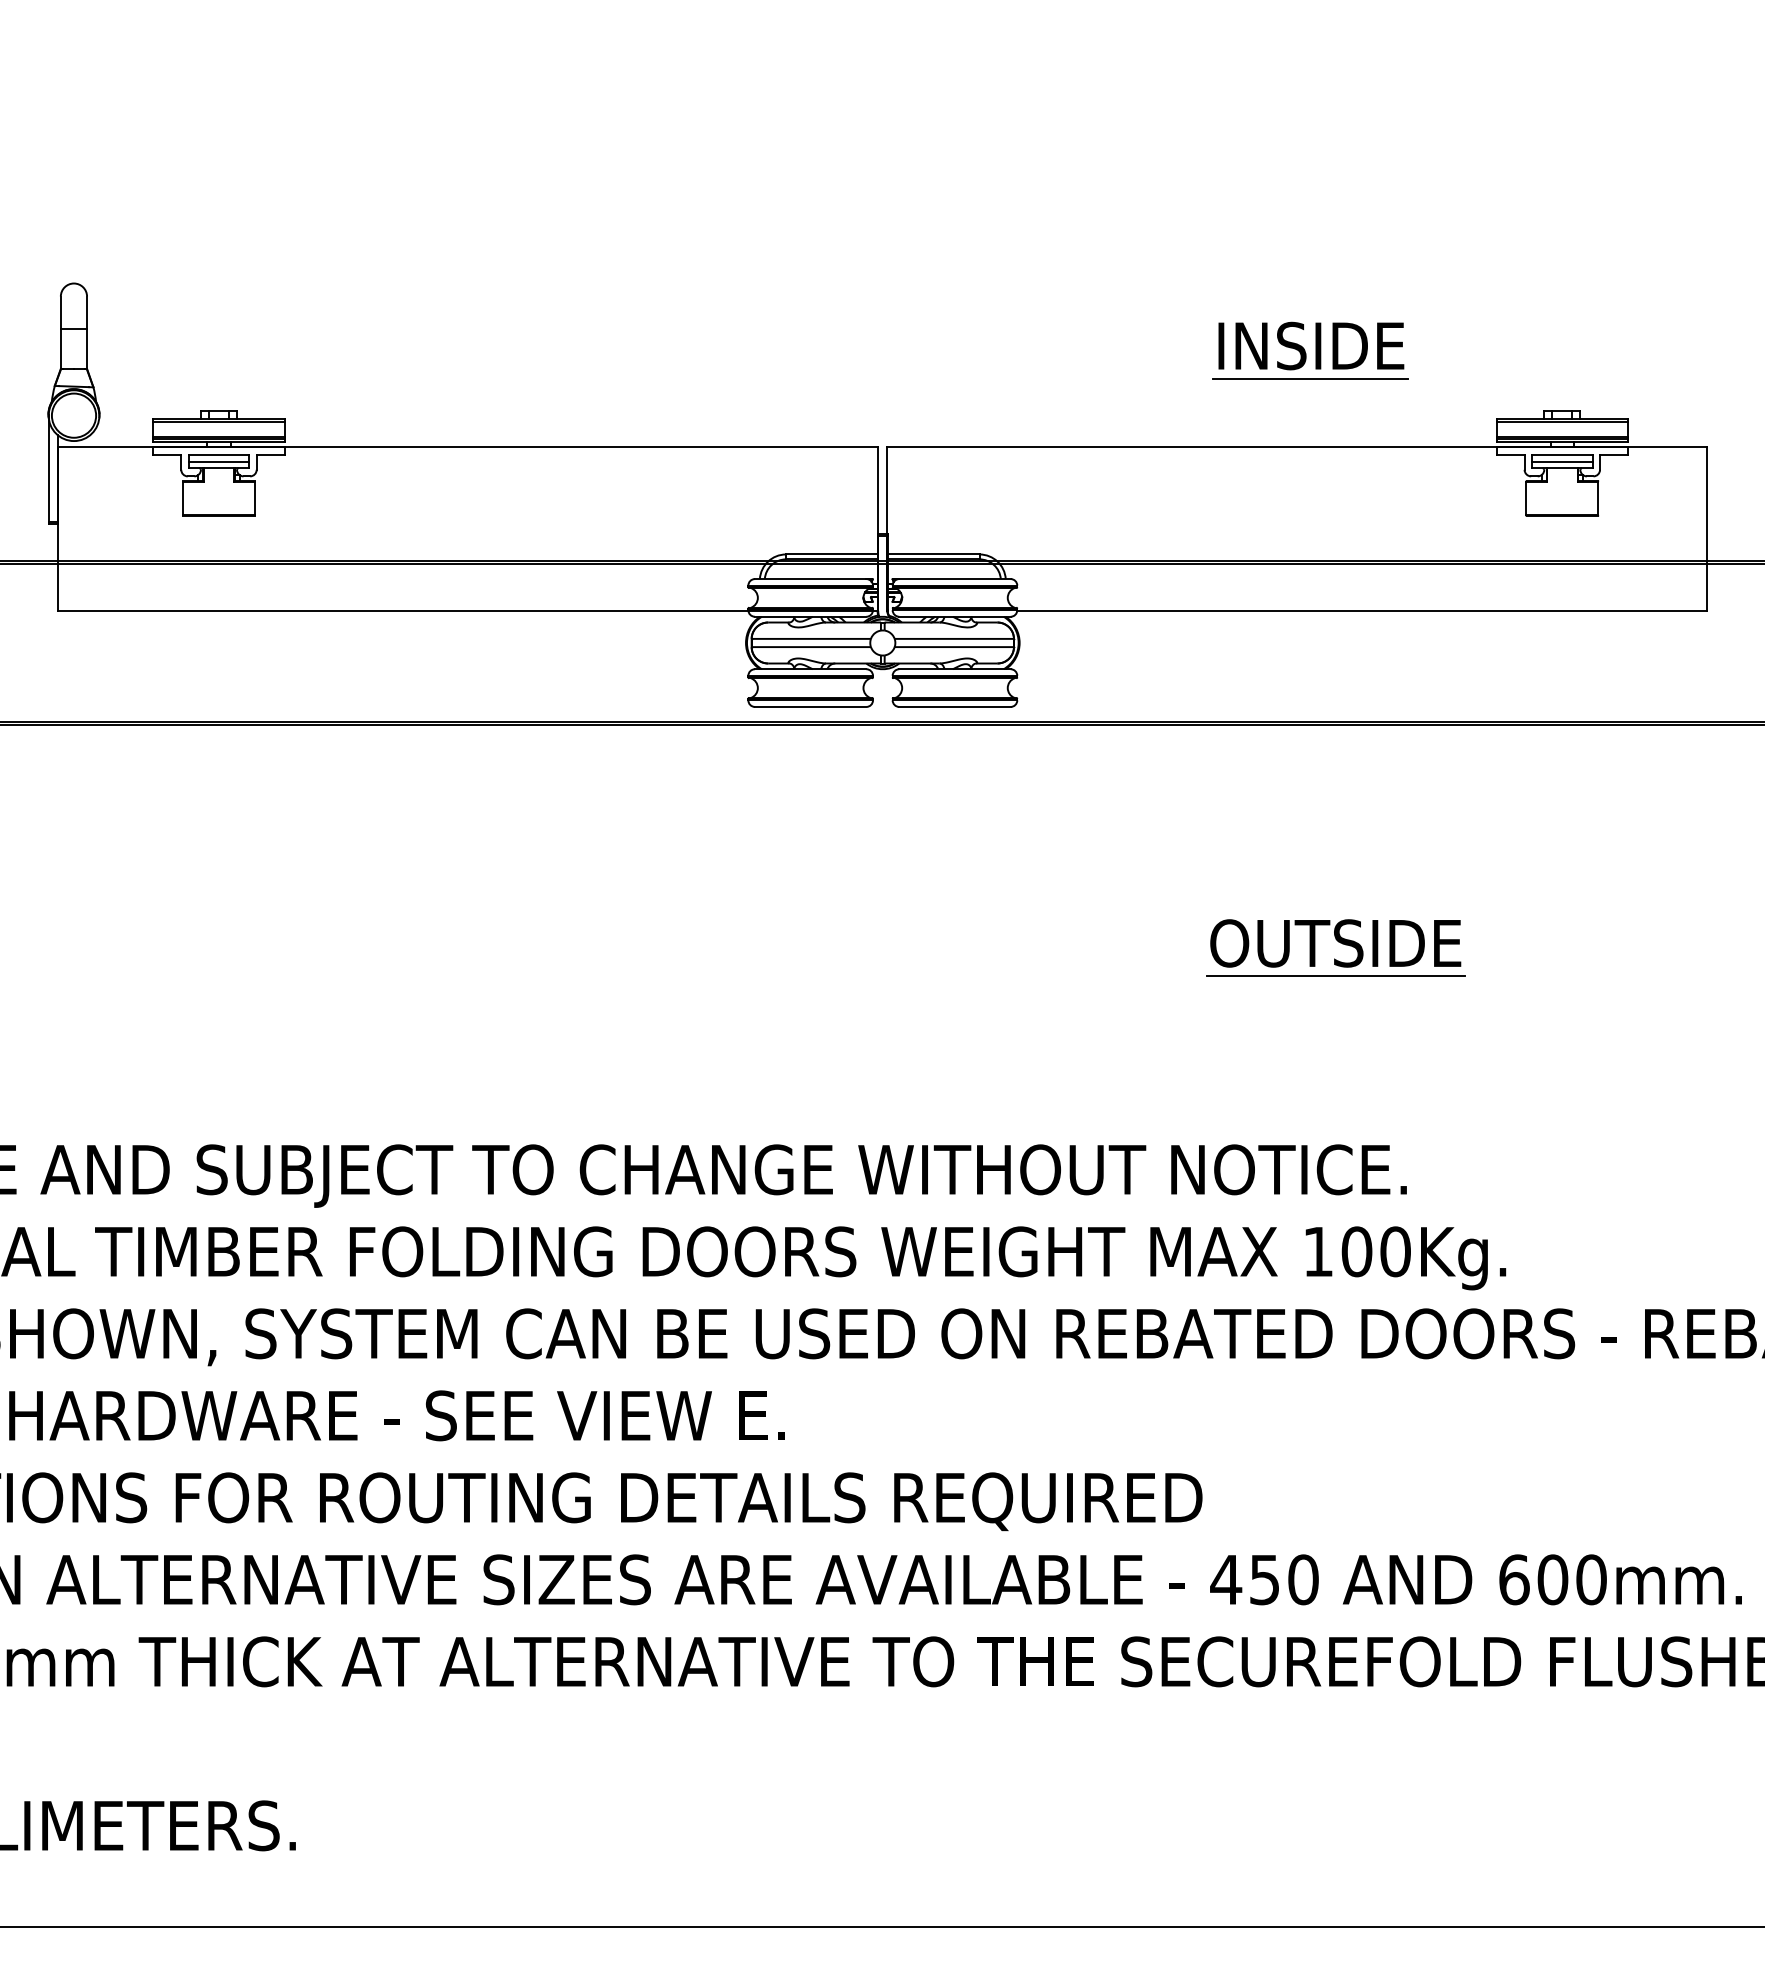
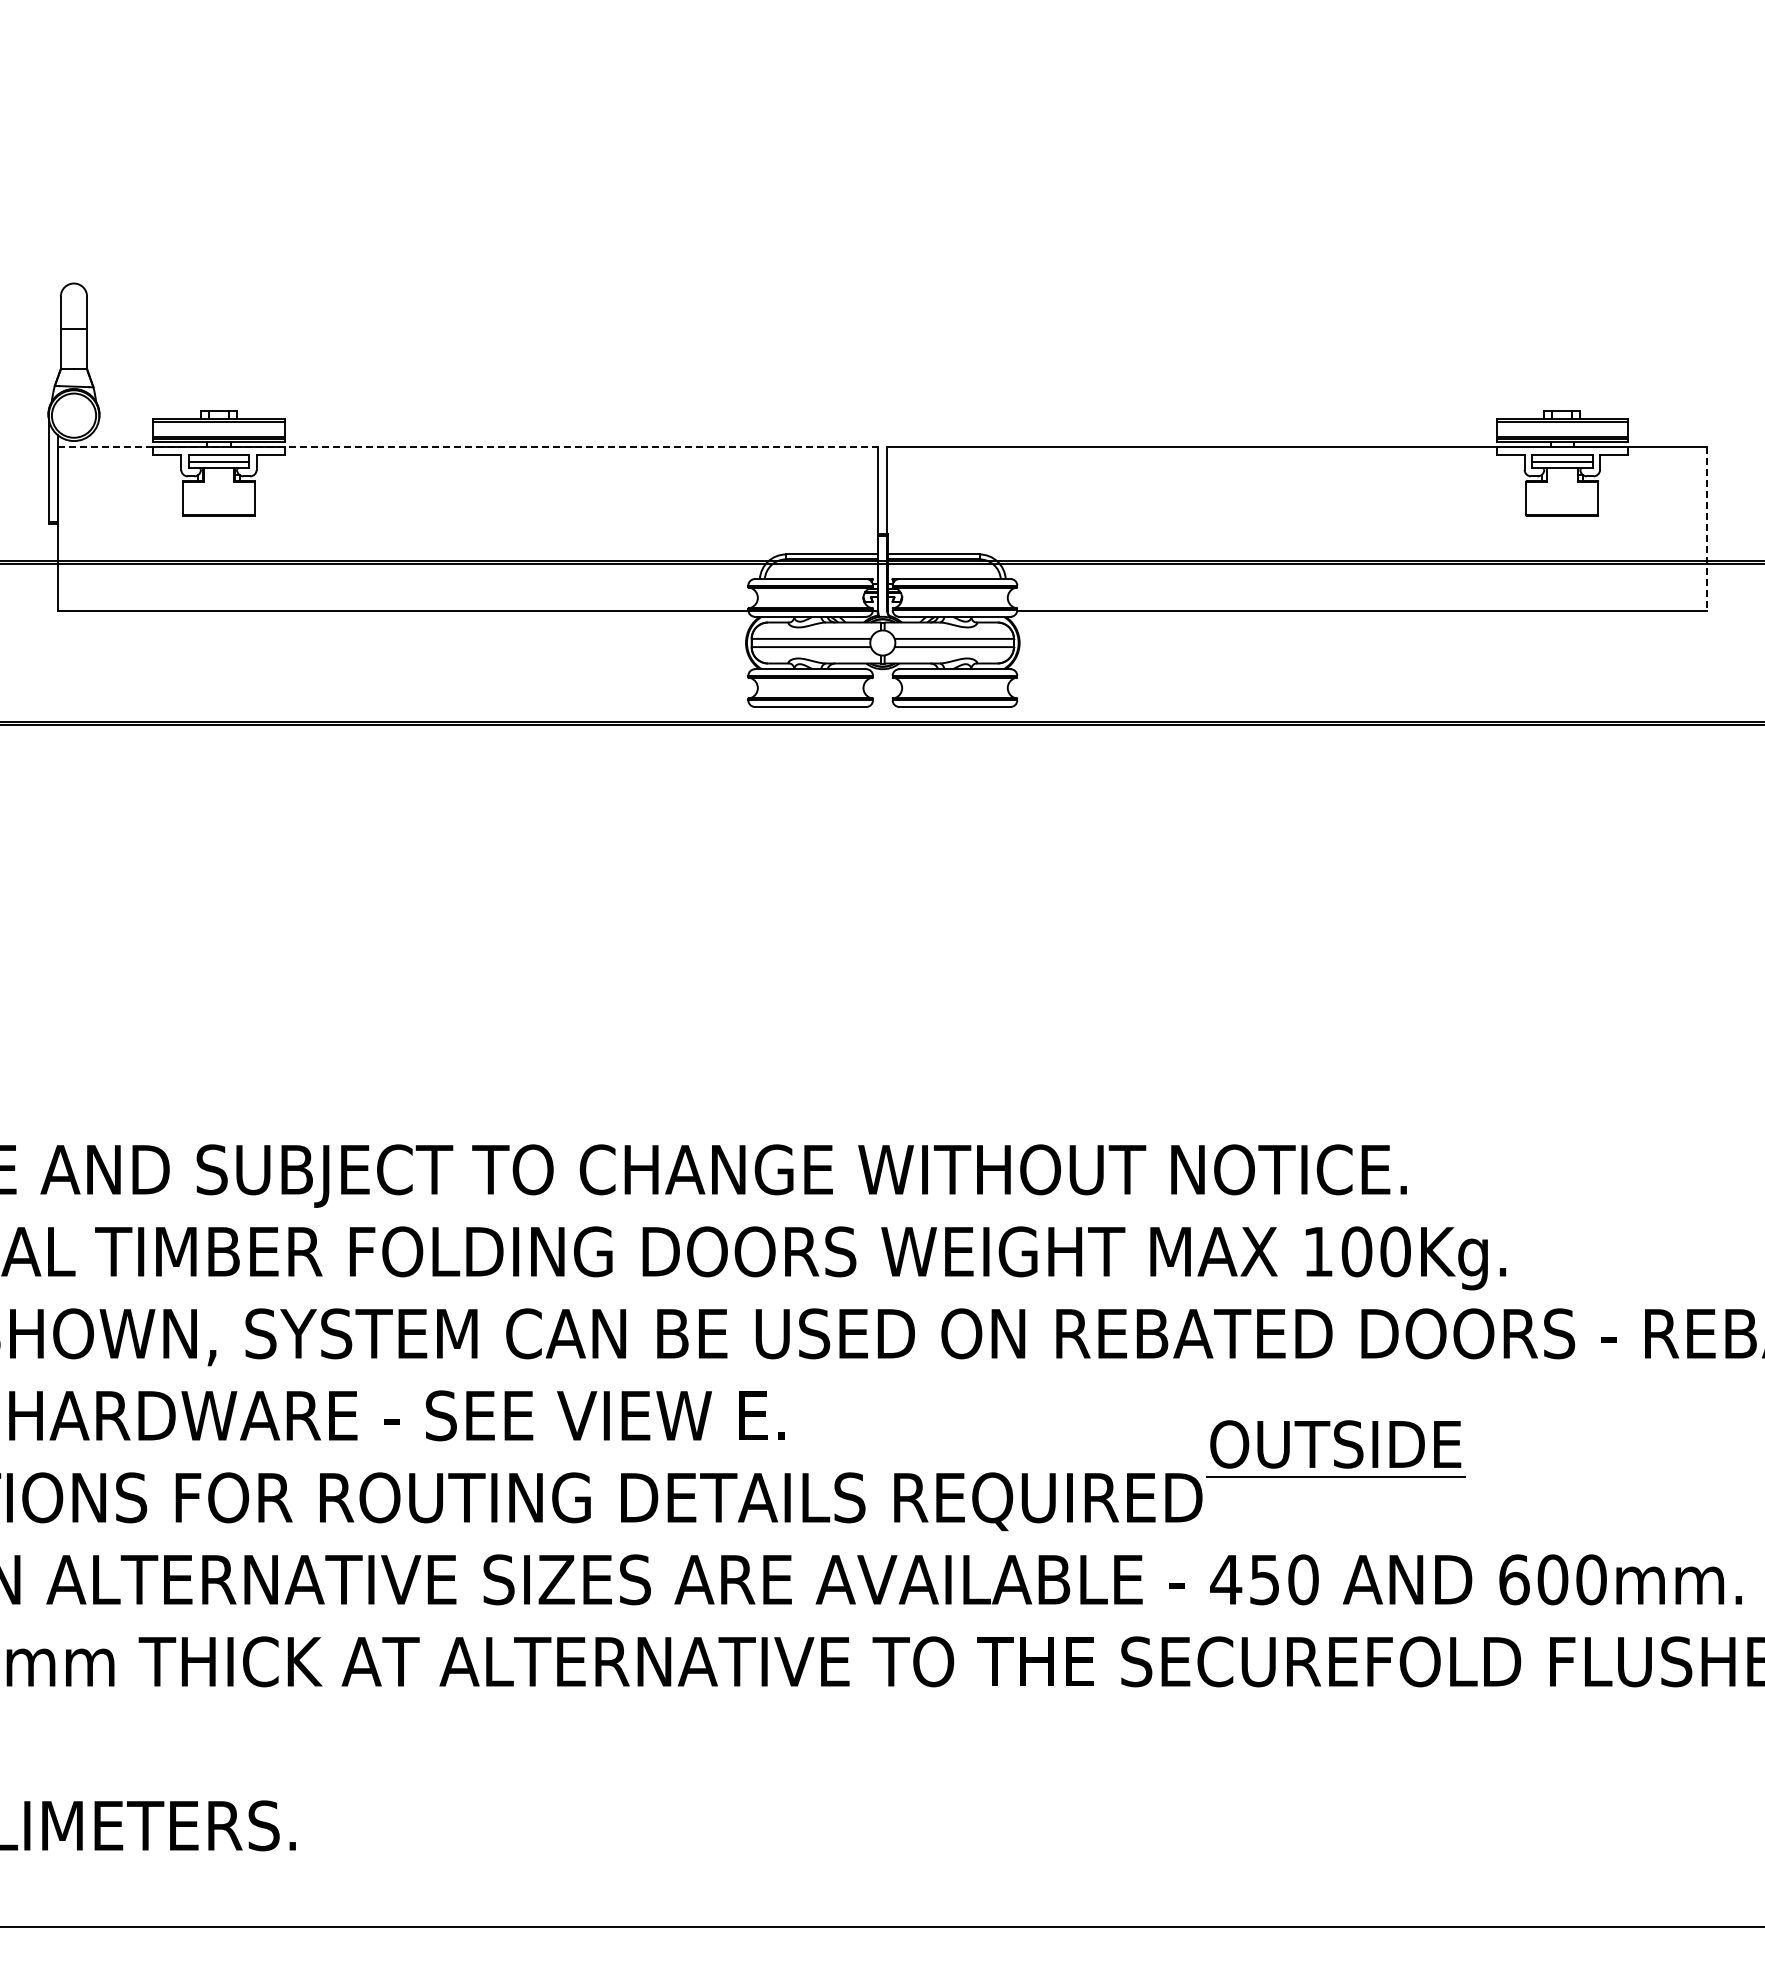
part: present -> none (1310, 350)
line: solid -> dashed (467, 446)
line: solid -> dashed (1707, 528)
part position: (1335, 947) -> (1335, 1448) (1335, 1448)
